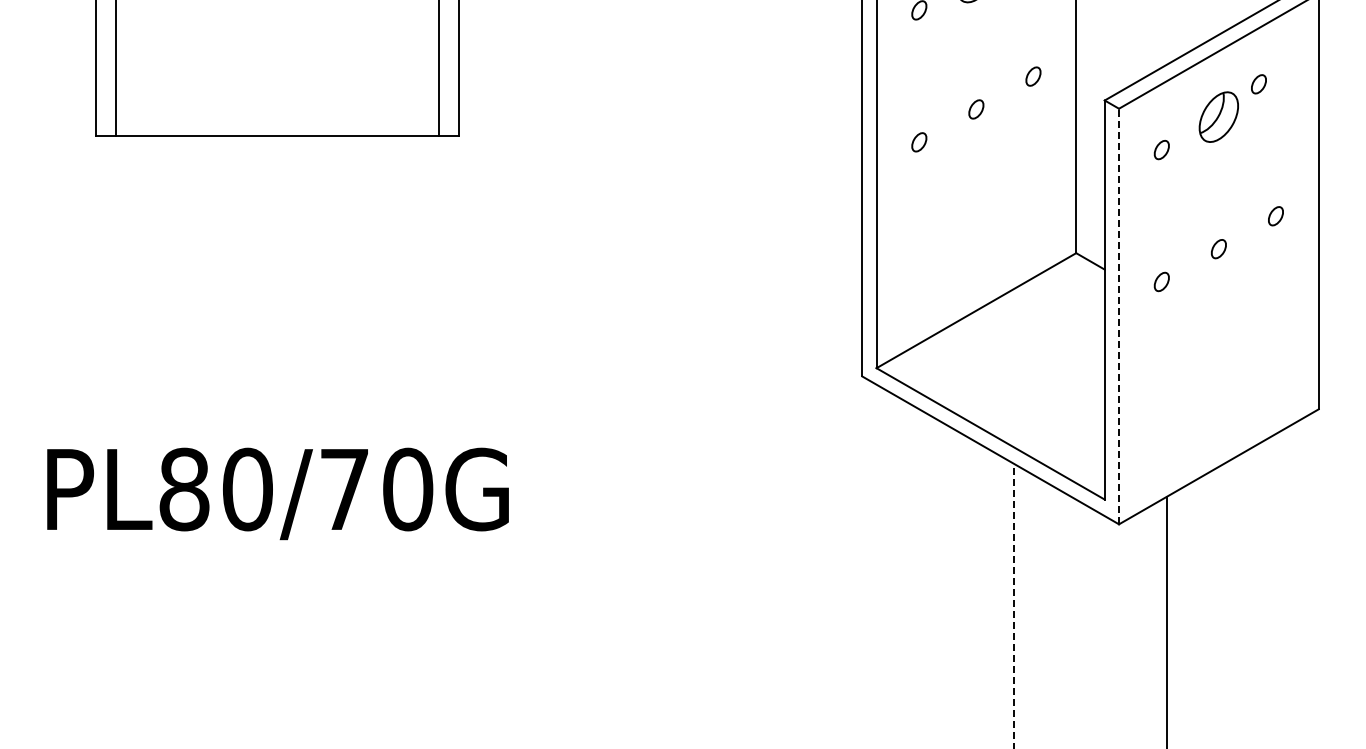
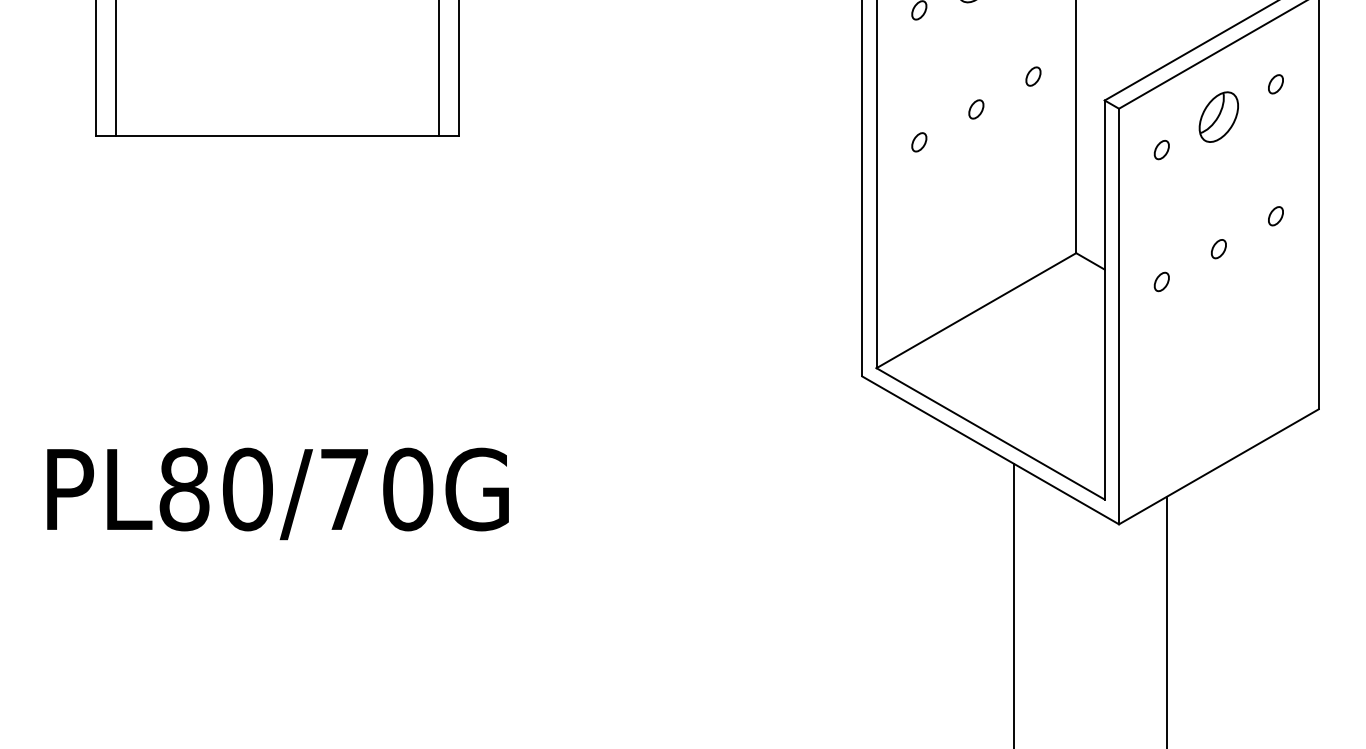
part position: (1258, 84) -> (1275, 84) (1275, 84)
line: dashed -> solid (1119, 316)
line: dashed -> solid (1013, 605)
